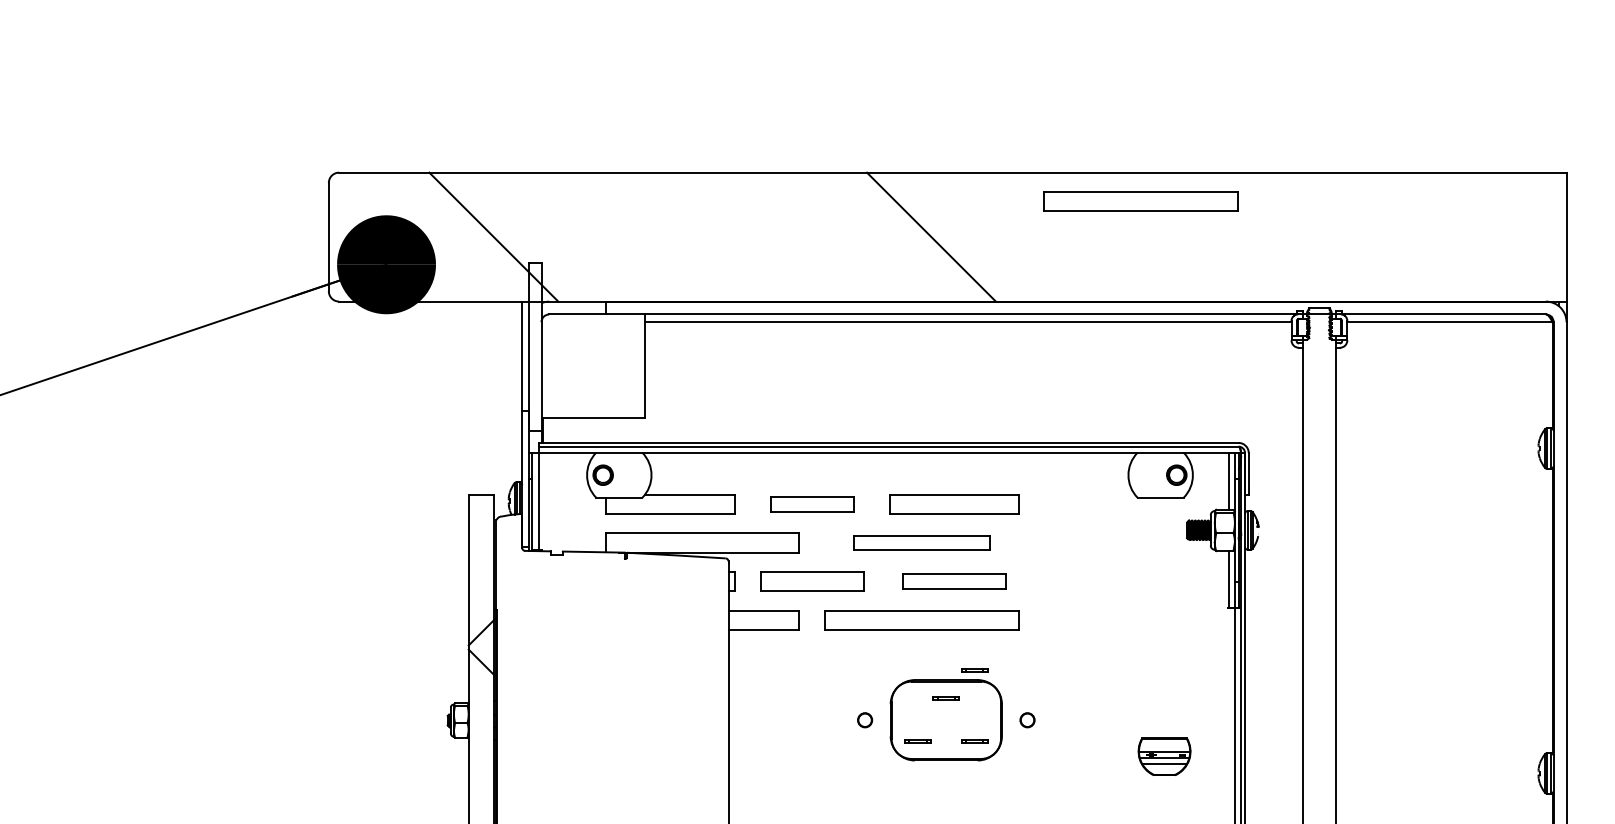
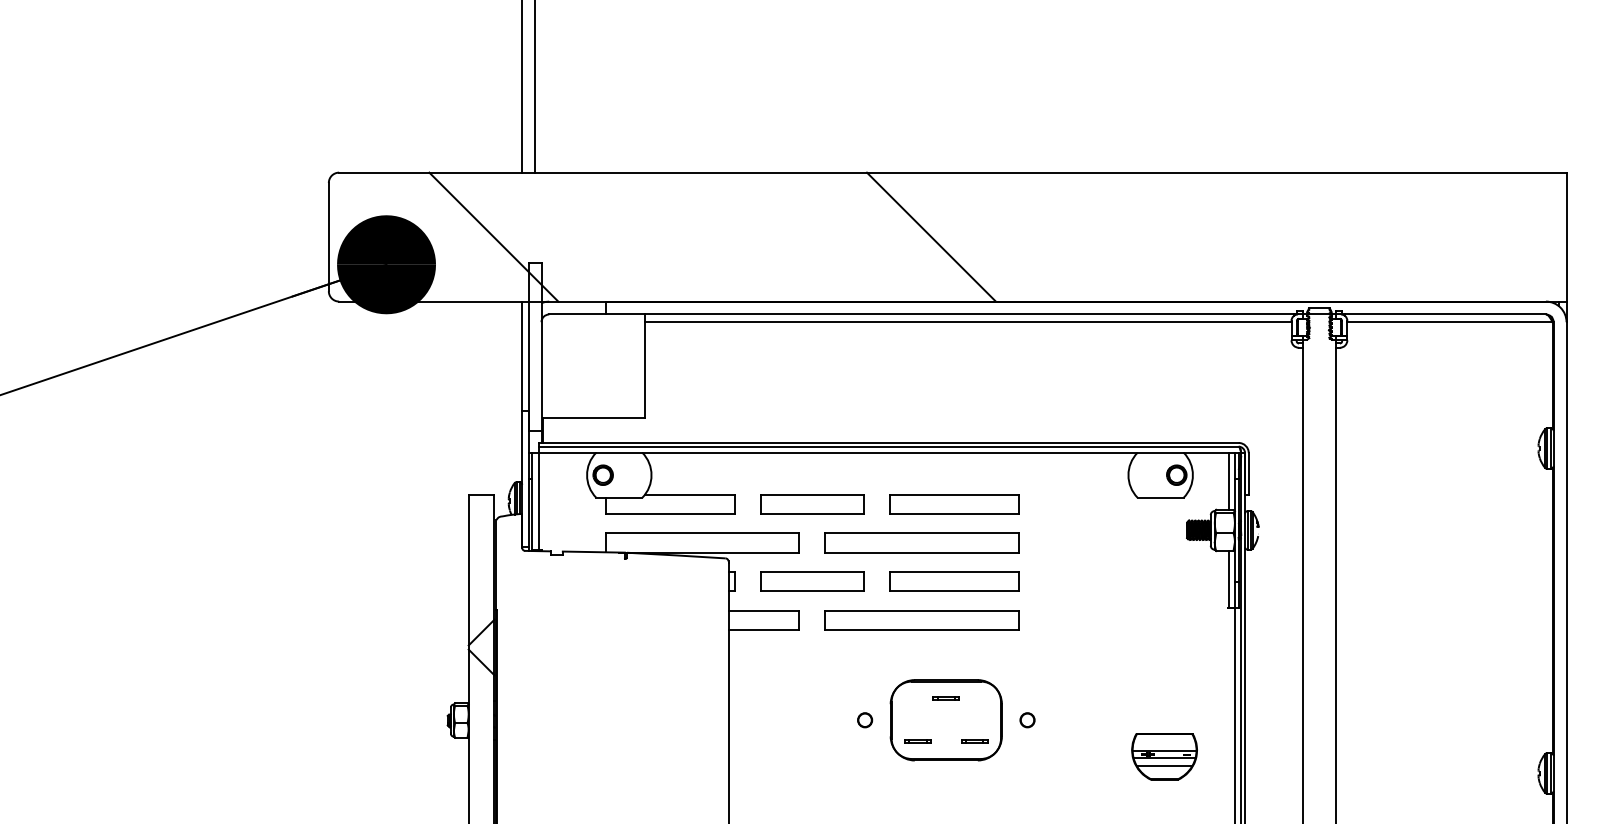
line: none -> present (522, 87)
line: none -> present (535, 87)
part: present -> none (1140, 201)
part size: 85x17 px -> 105x21 px (812, 504)
part size: 138x16 px -> 196x22 px (921, 542)
part size: 105x17 px -> 131x21 px (954, 581)
line: present -> none (974, 669)
part size: 55x39 px -> 67x48 px (1164, 756)
